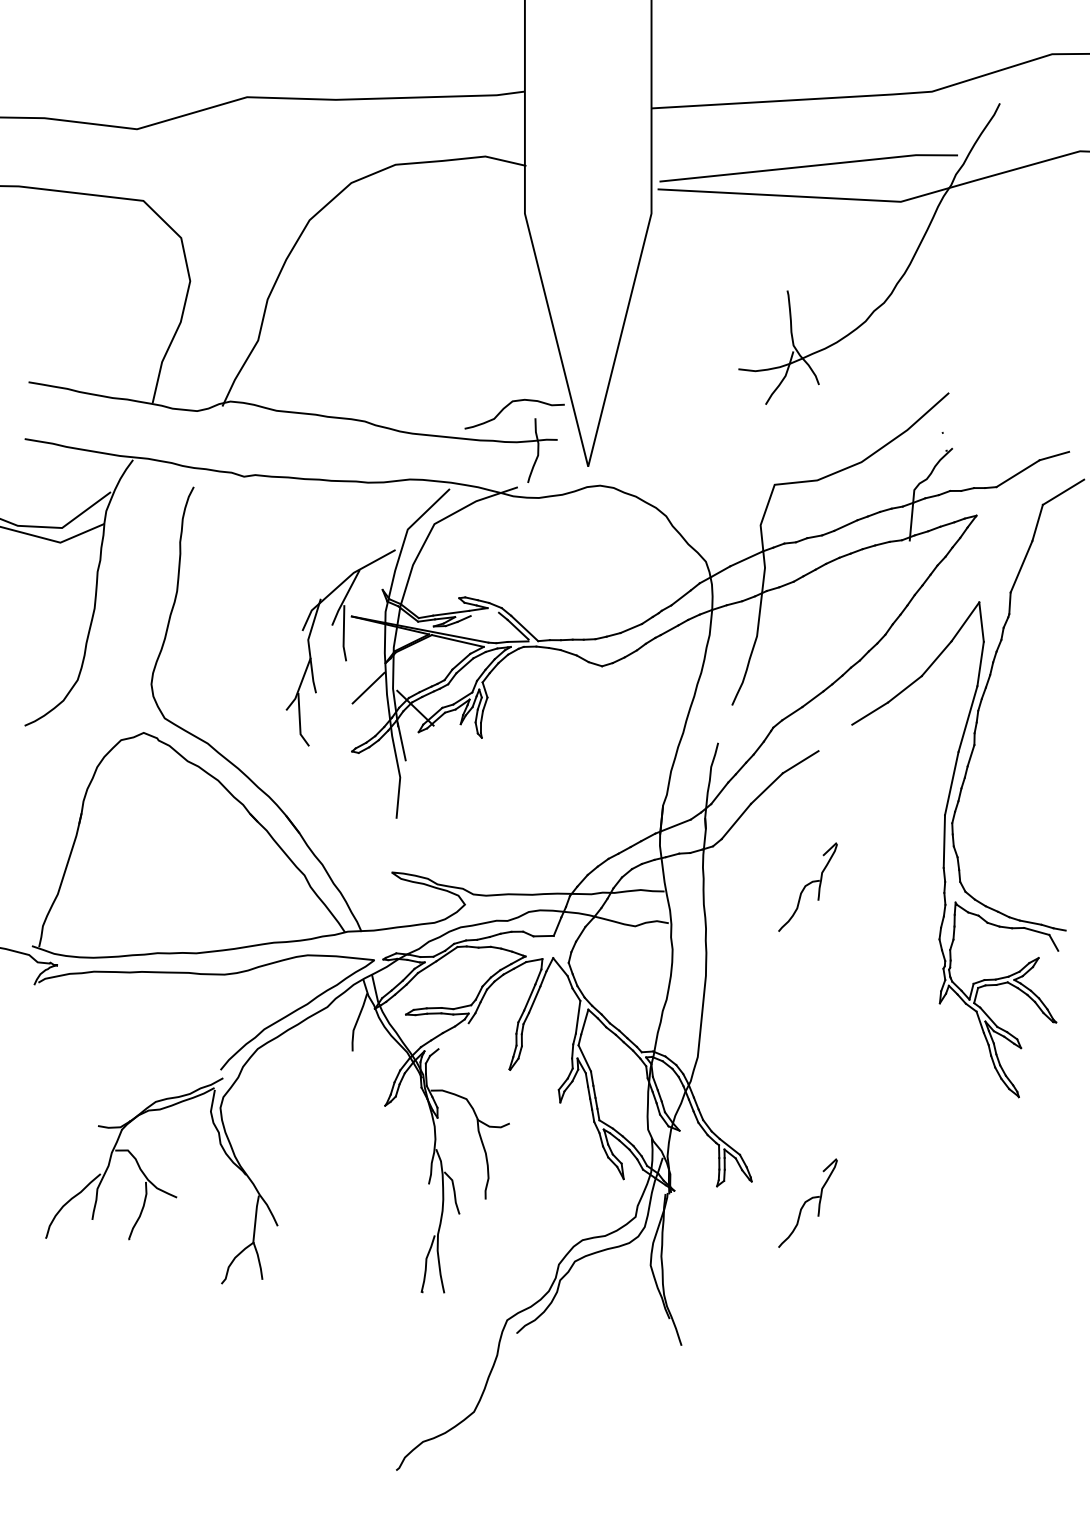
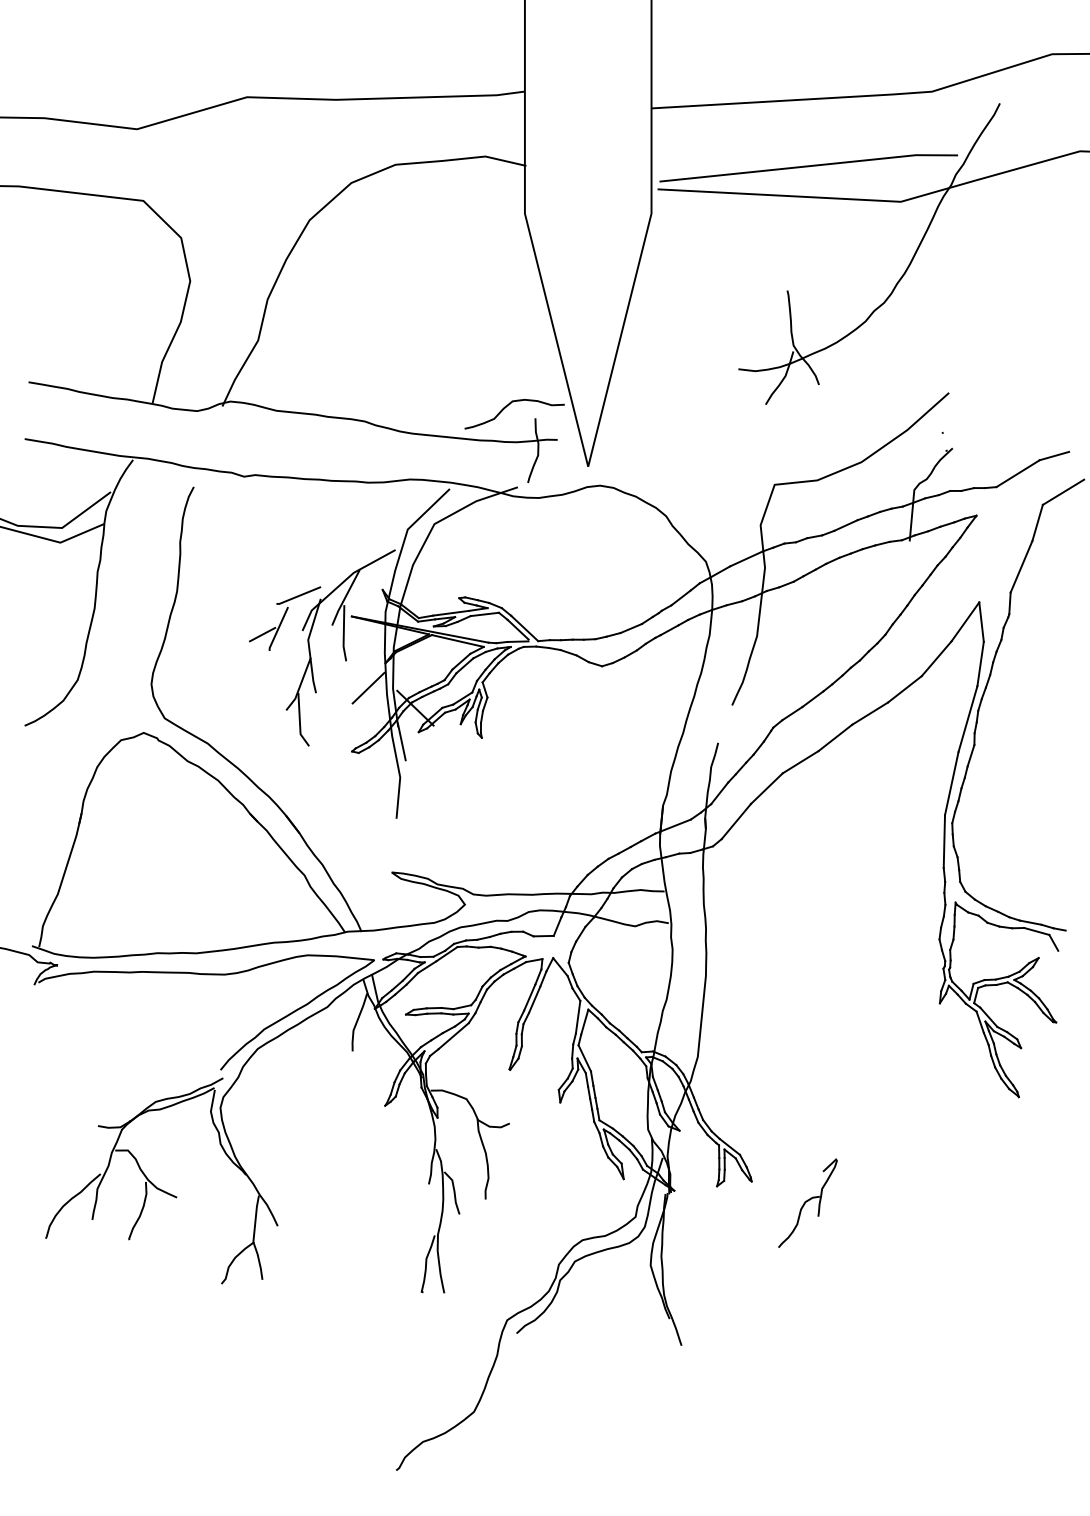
line: none -> present (484, 614)
part: none -> present (285, 618)
line: none -> present (835, 737)
part: present -> none (807, 886)
line: none -> present (453, 1036)
